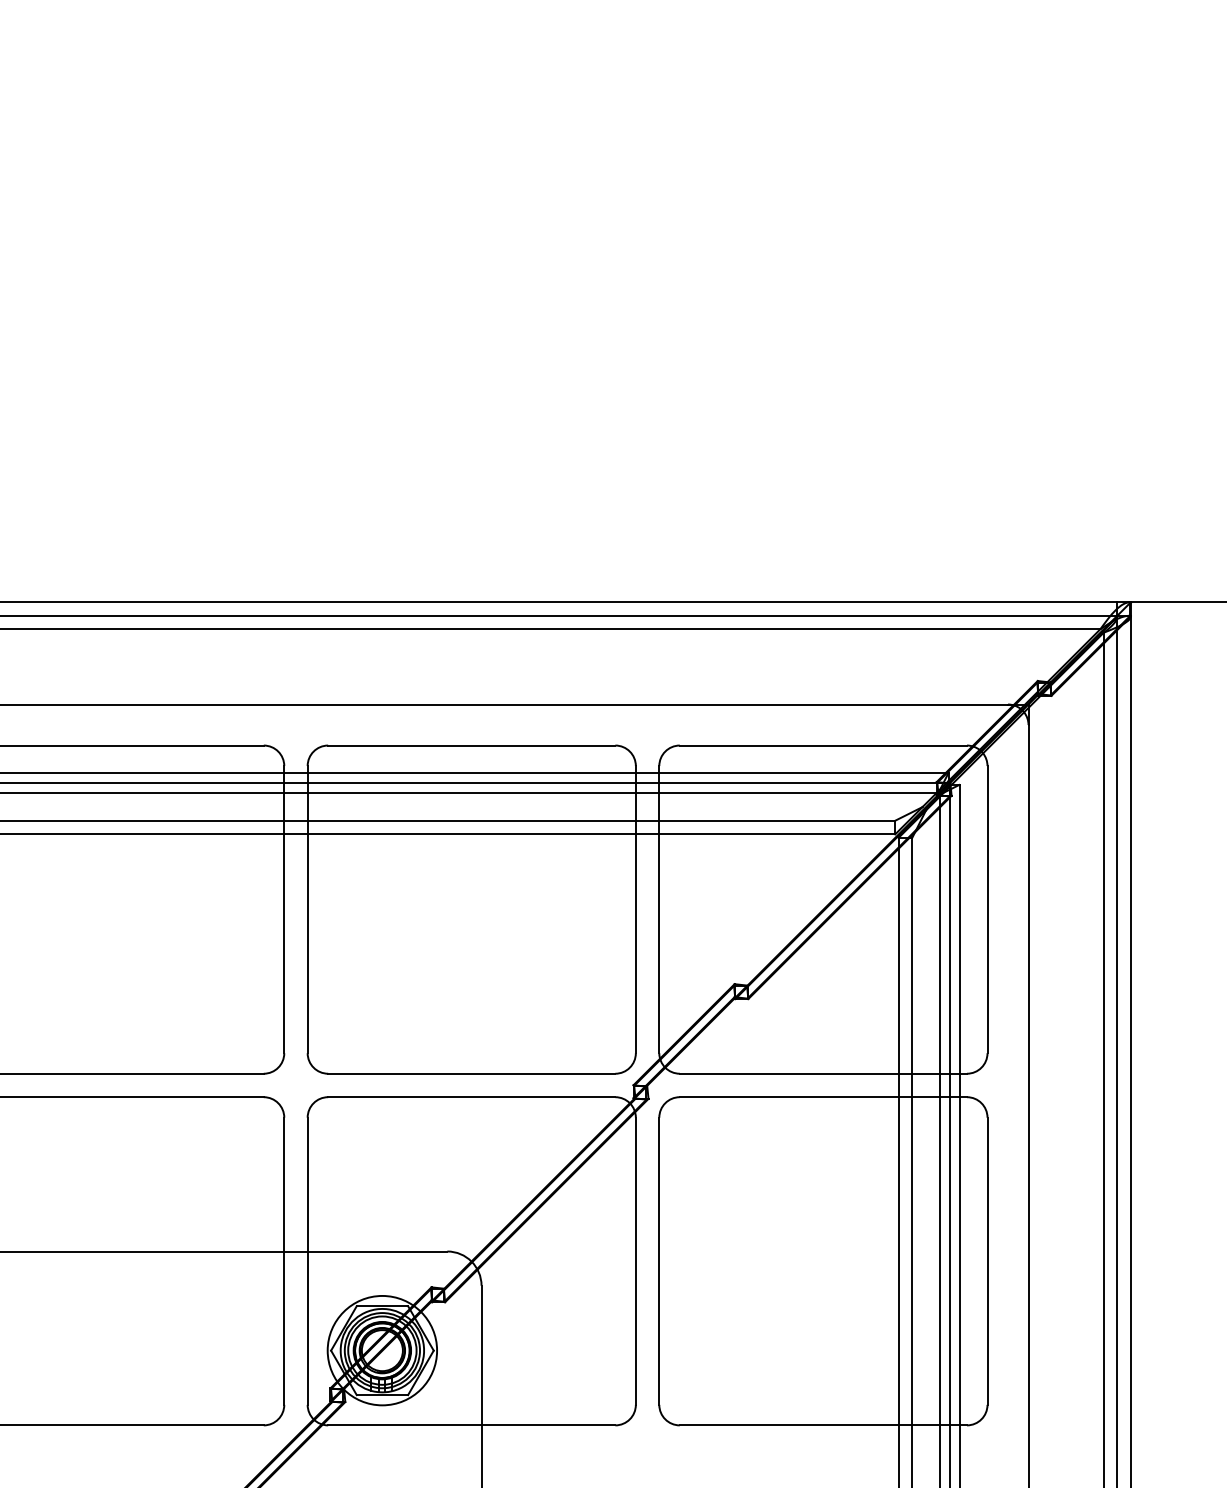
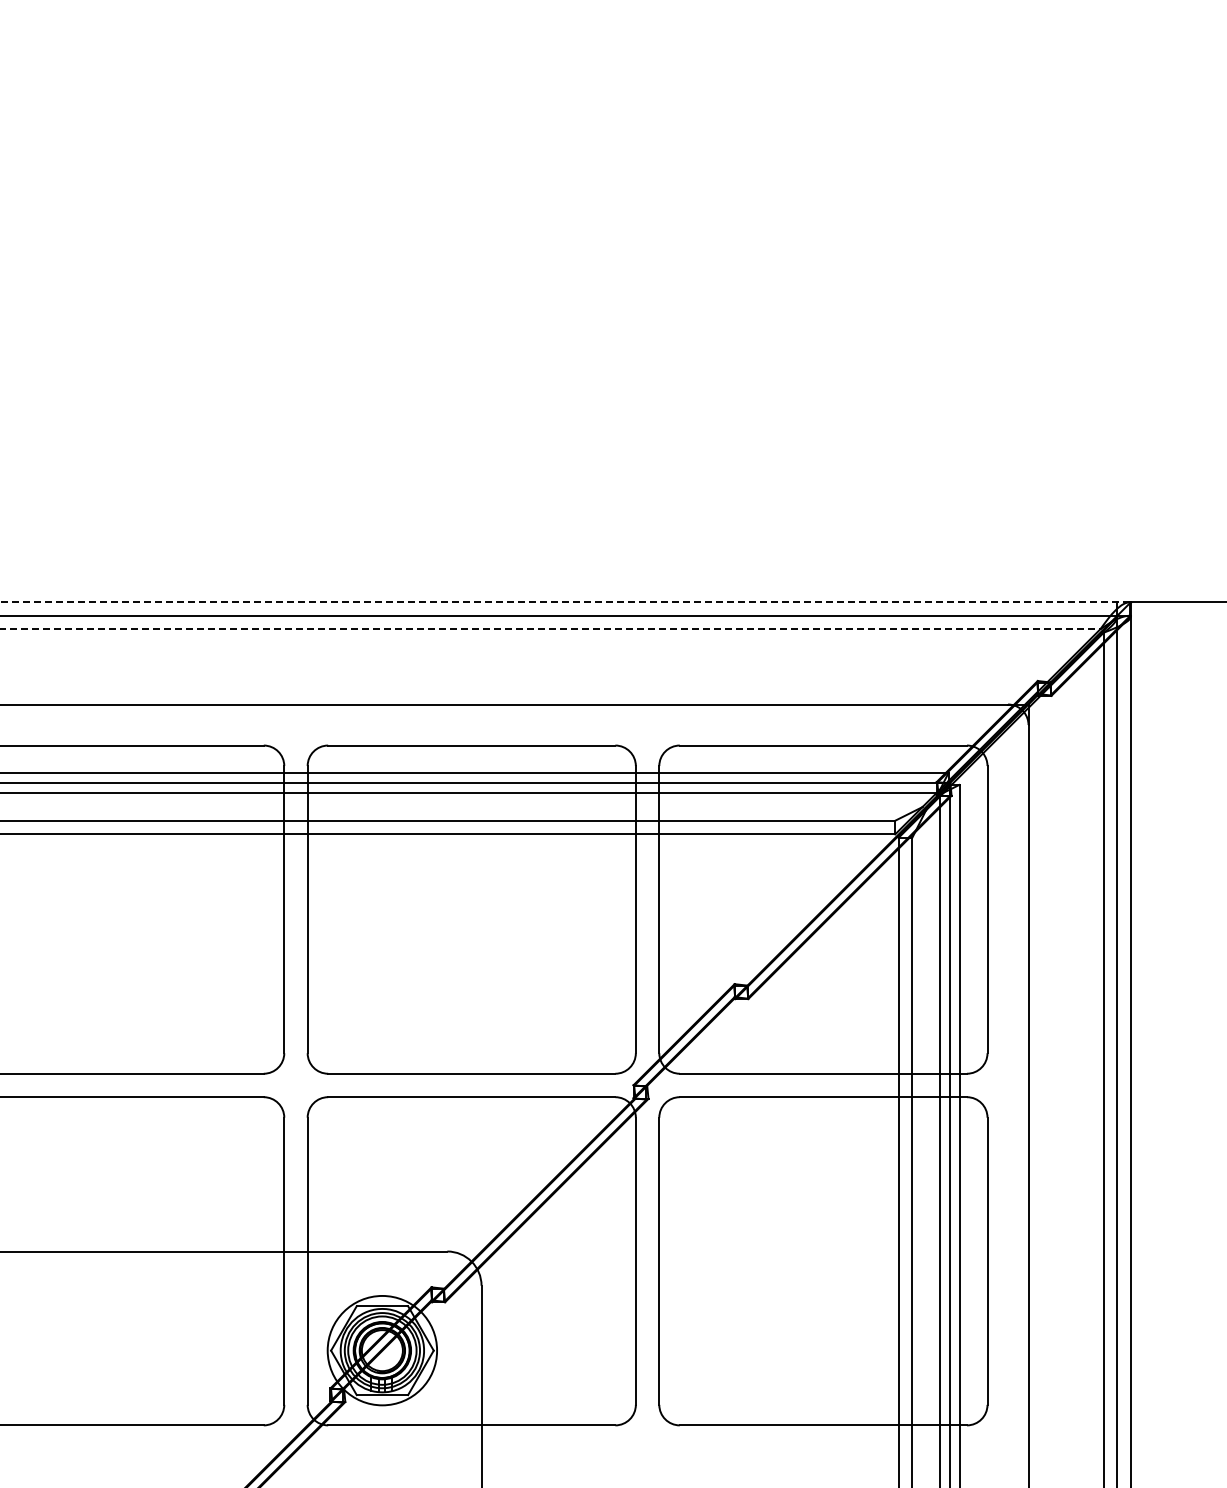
line: solid -> dashed (566, 601)
line: solid -> dashed (550, 629)
